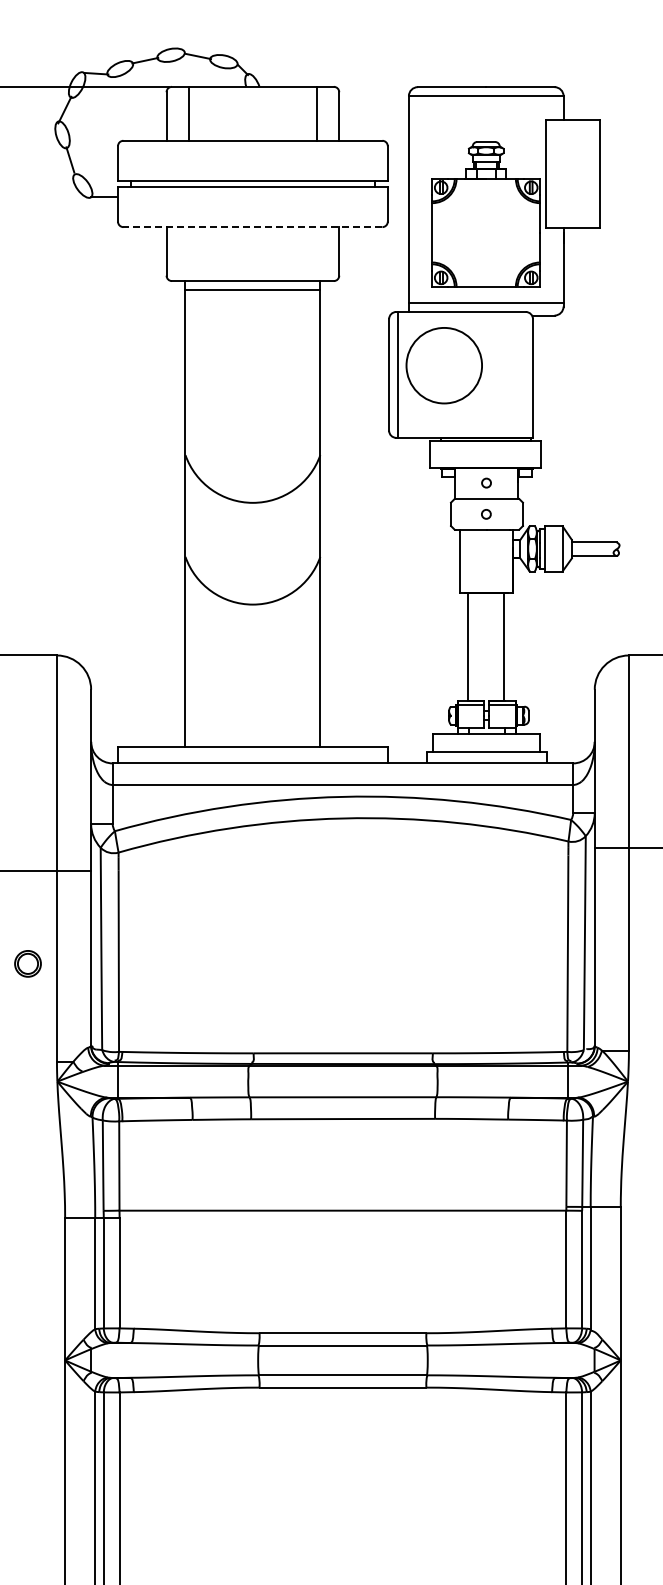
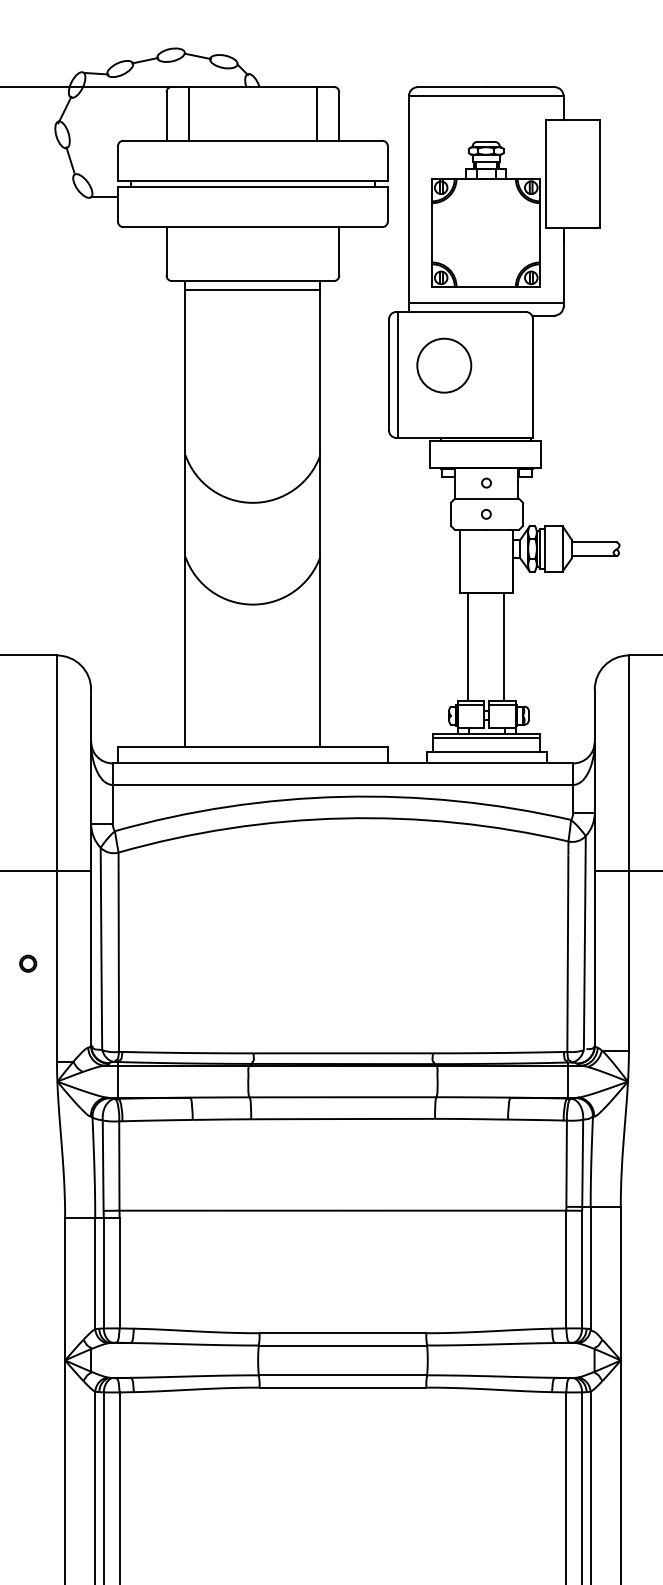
line: dashed -> solid (252, 227)
circle diameter: 76 px -> 54 px (444, 365)
line: none -> present (486, 737)
line position: (626, 848) -> (626, 871) (626, 871)
circle size: 28x28 px -> 19x19 px (28, 963)
